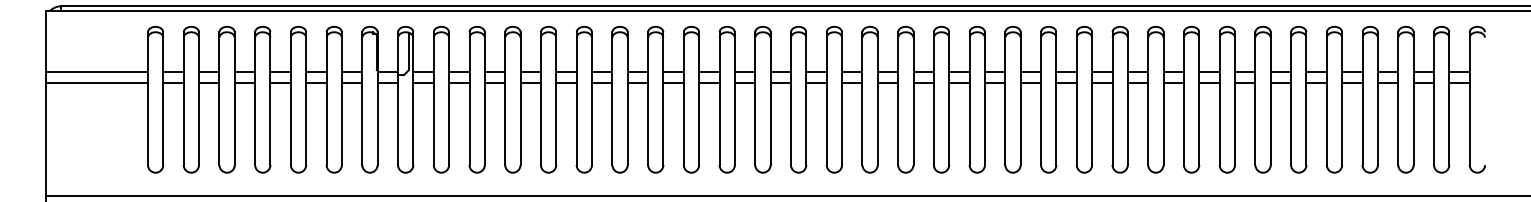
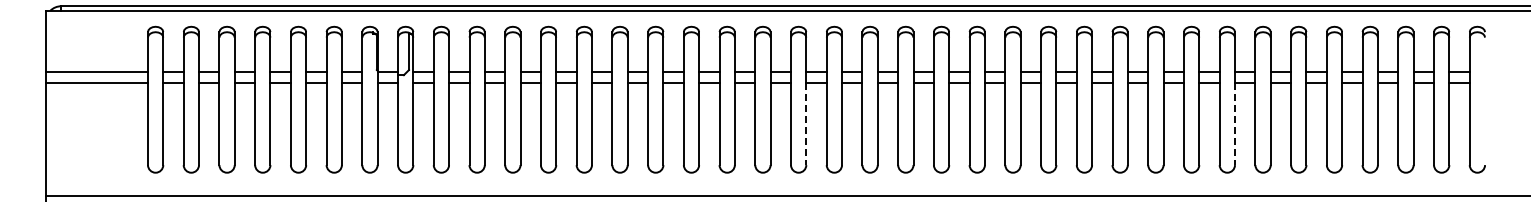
line: solid -> dashed (806, 124)
line: solid -> dashed (1235, 124)
